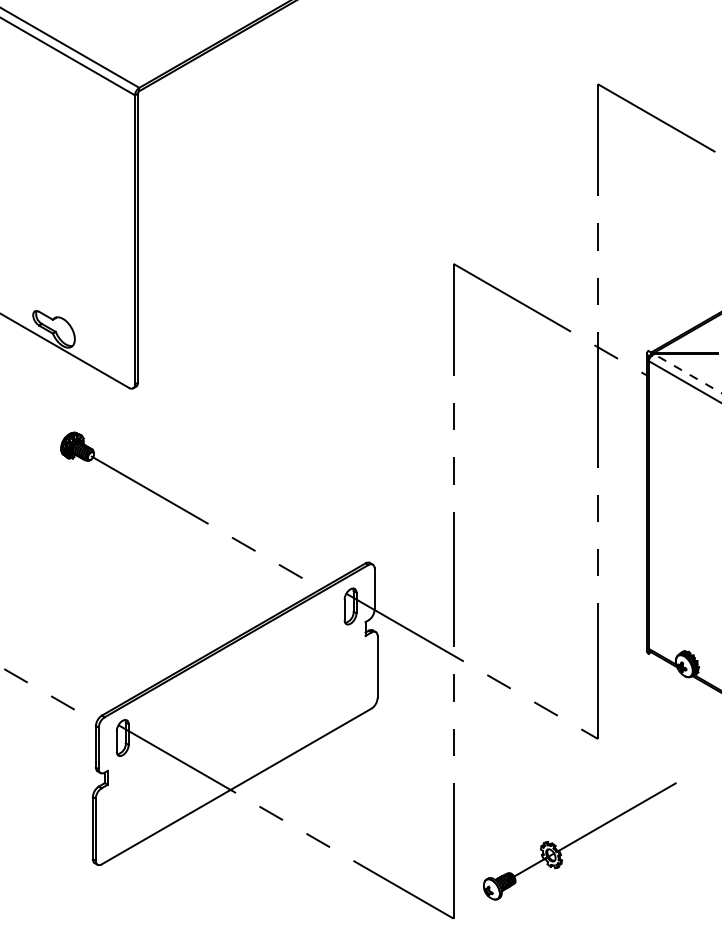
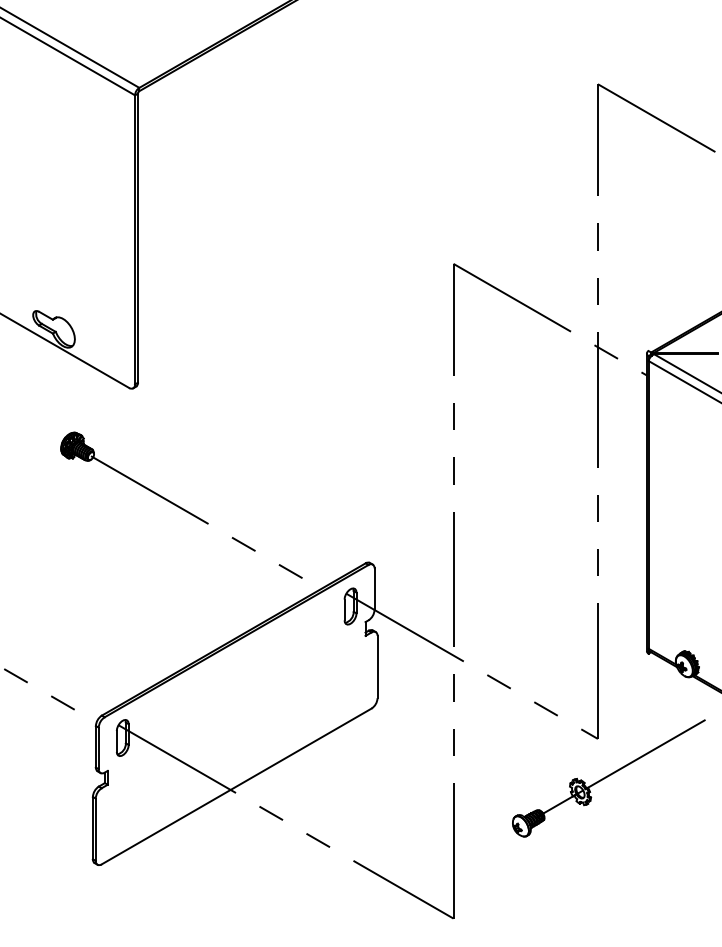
line: dashed -> solid (687, 373)
part position: (579, 841) -> (608, 778) (608, 778)
